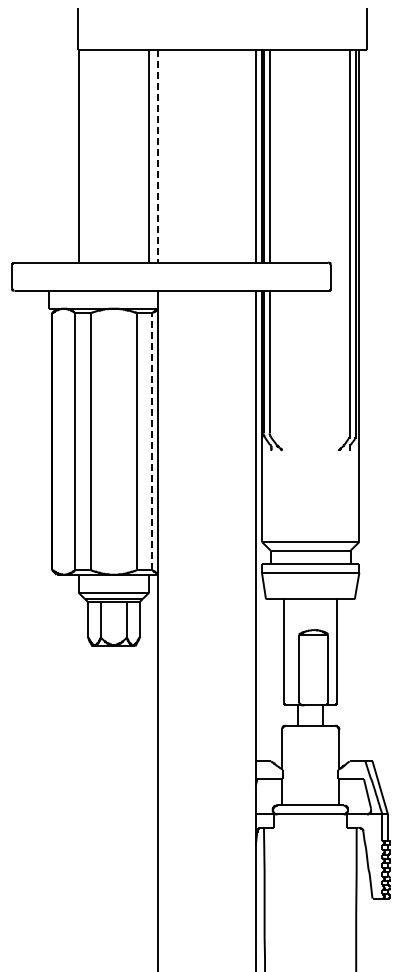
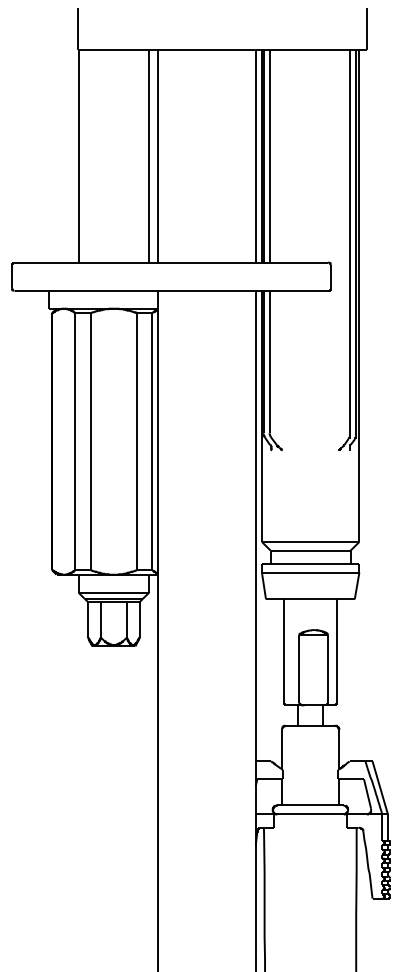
line: dashed -> solid (157, 156)
line: dashed -> solid (152, 441)
